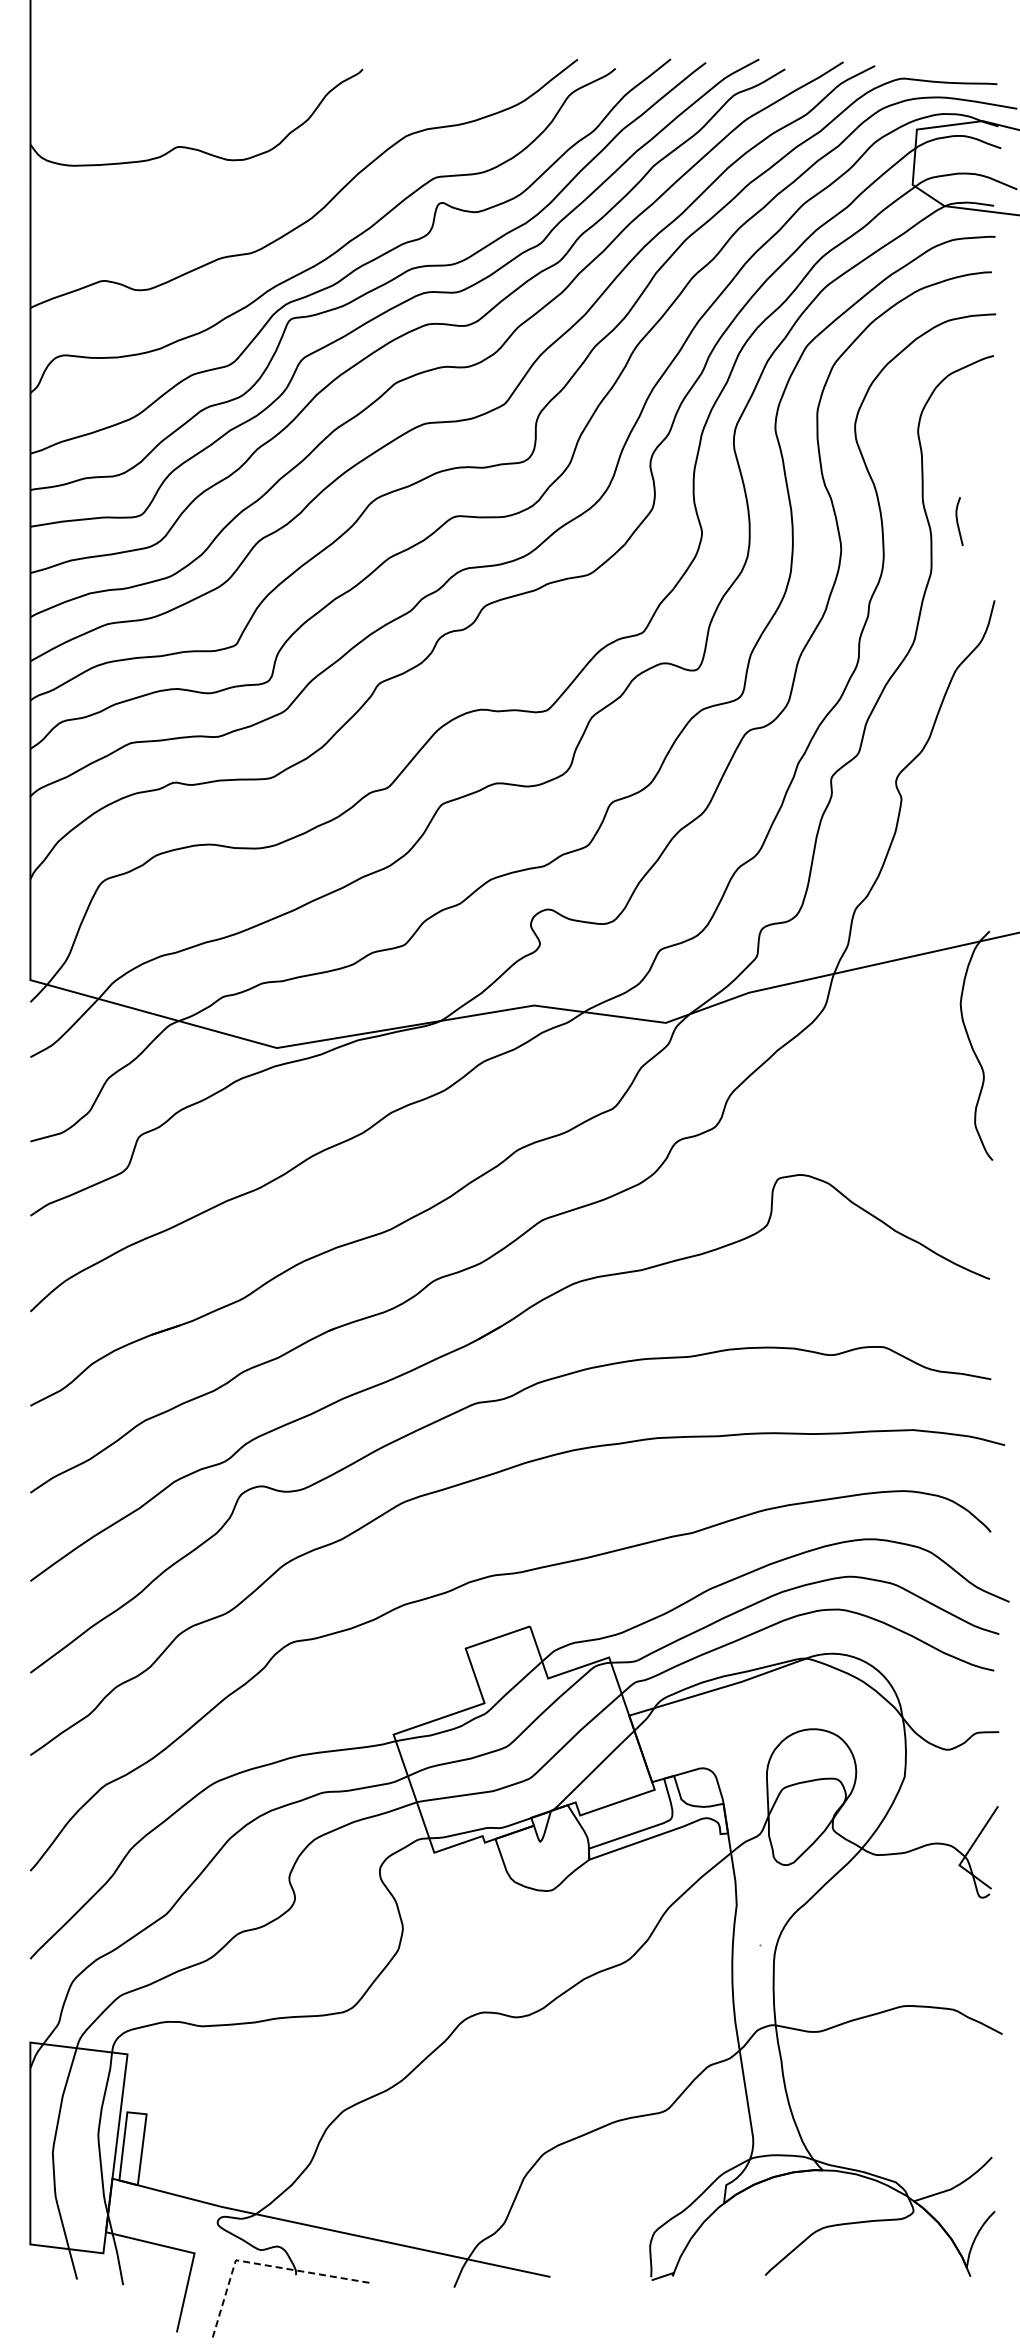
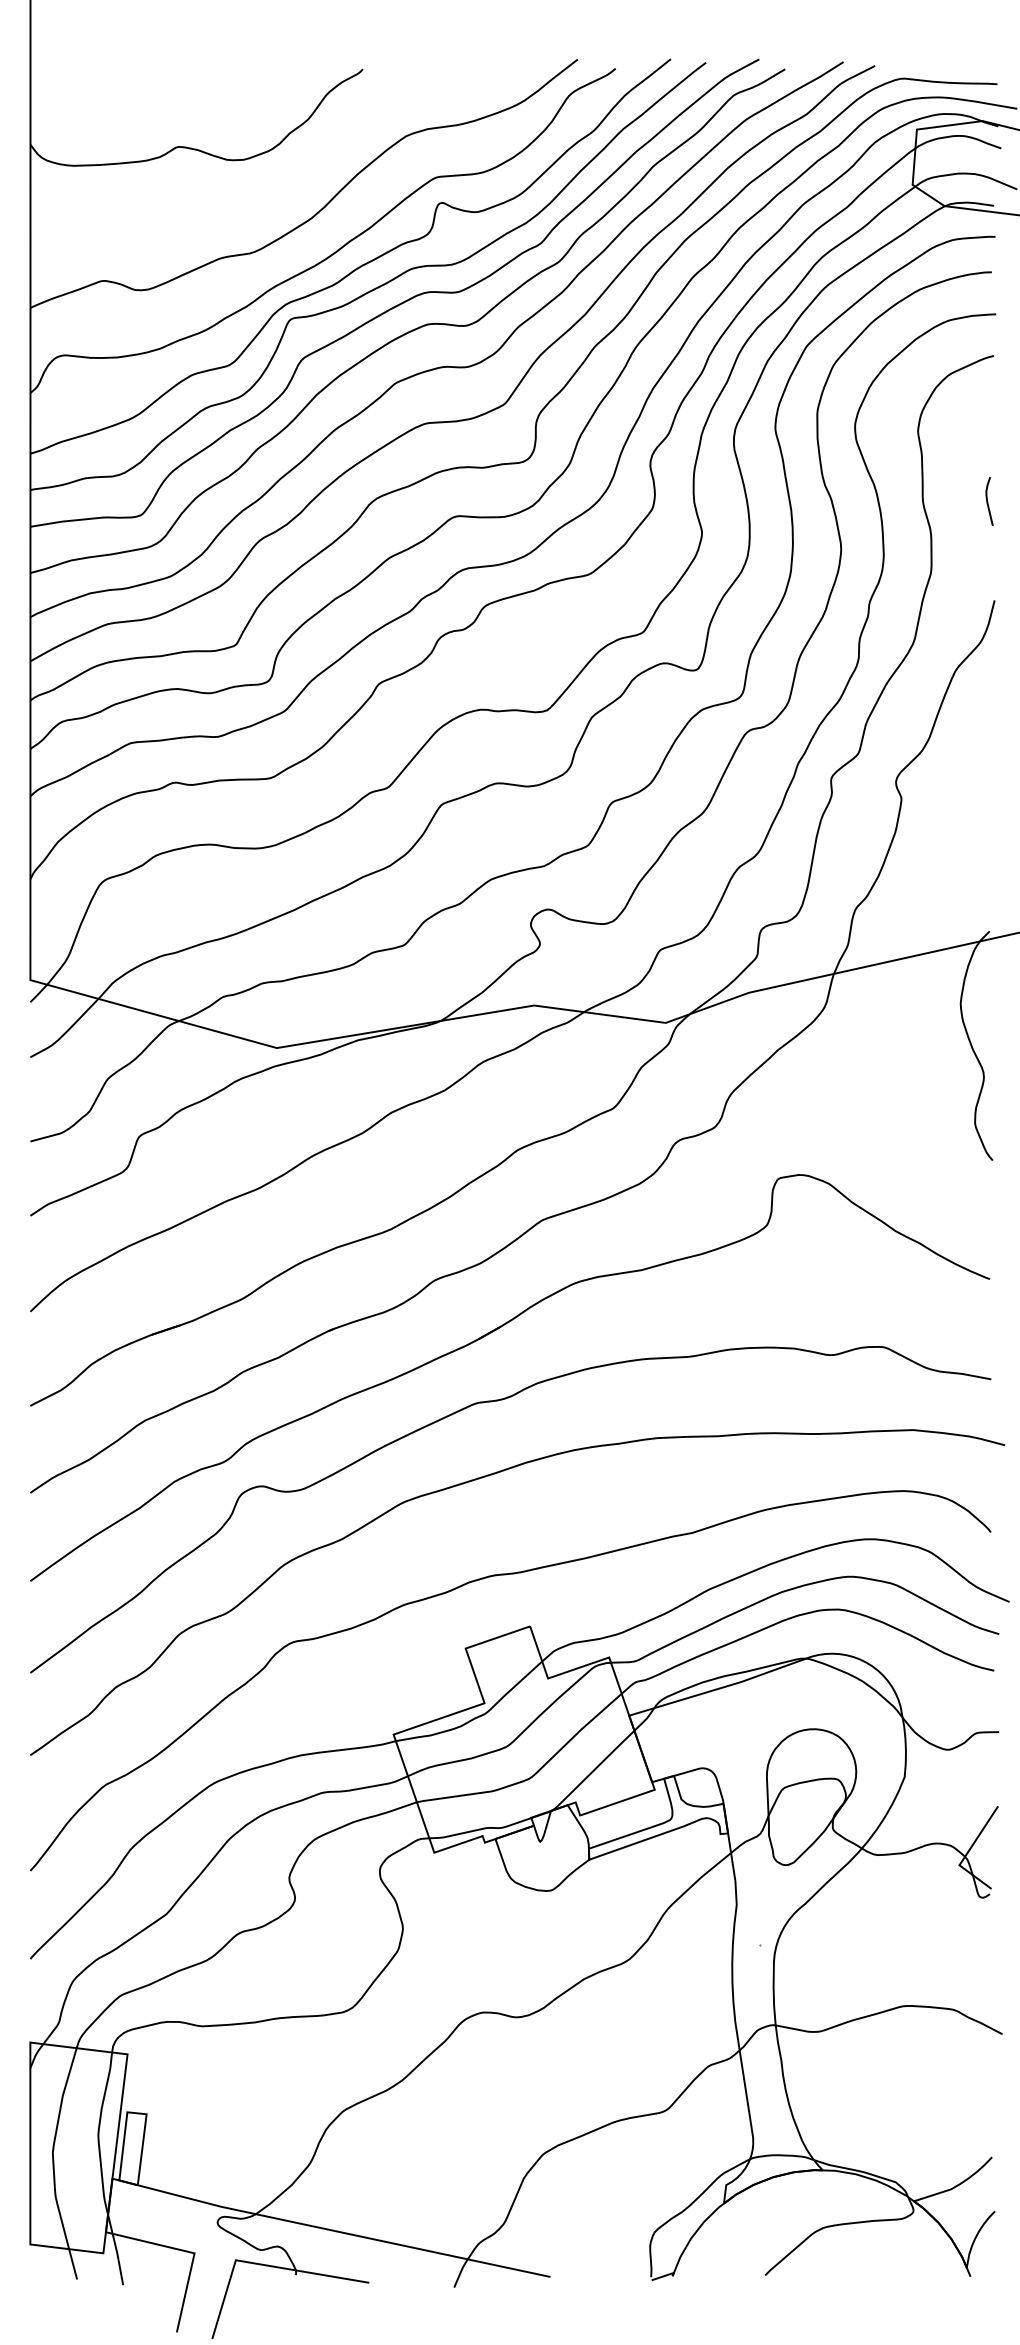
curve position: (958, 521) -> (988, 501) (988, 501)
line: dashed -> solid (261, 2264)
